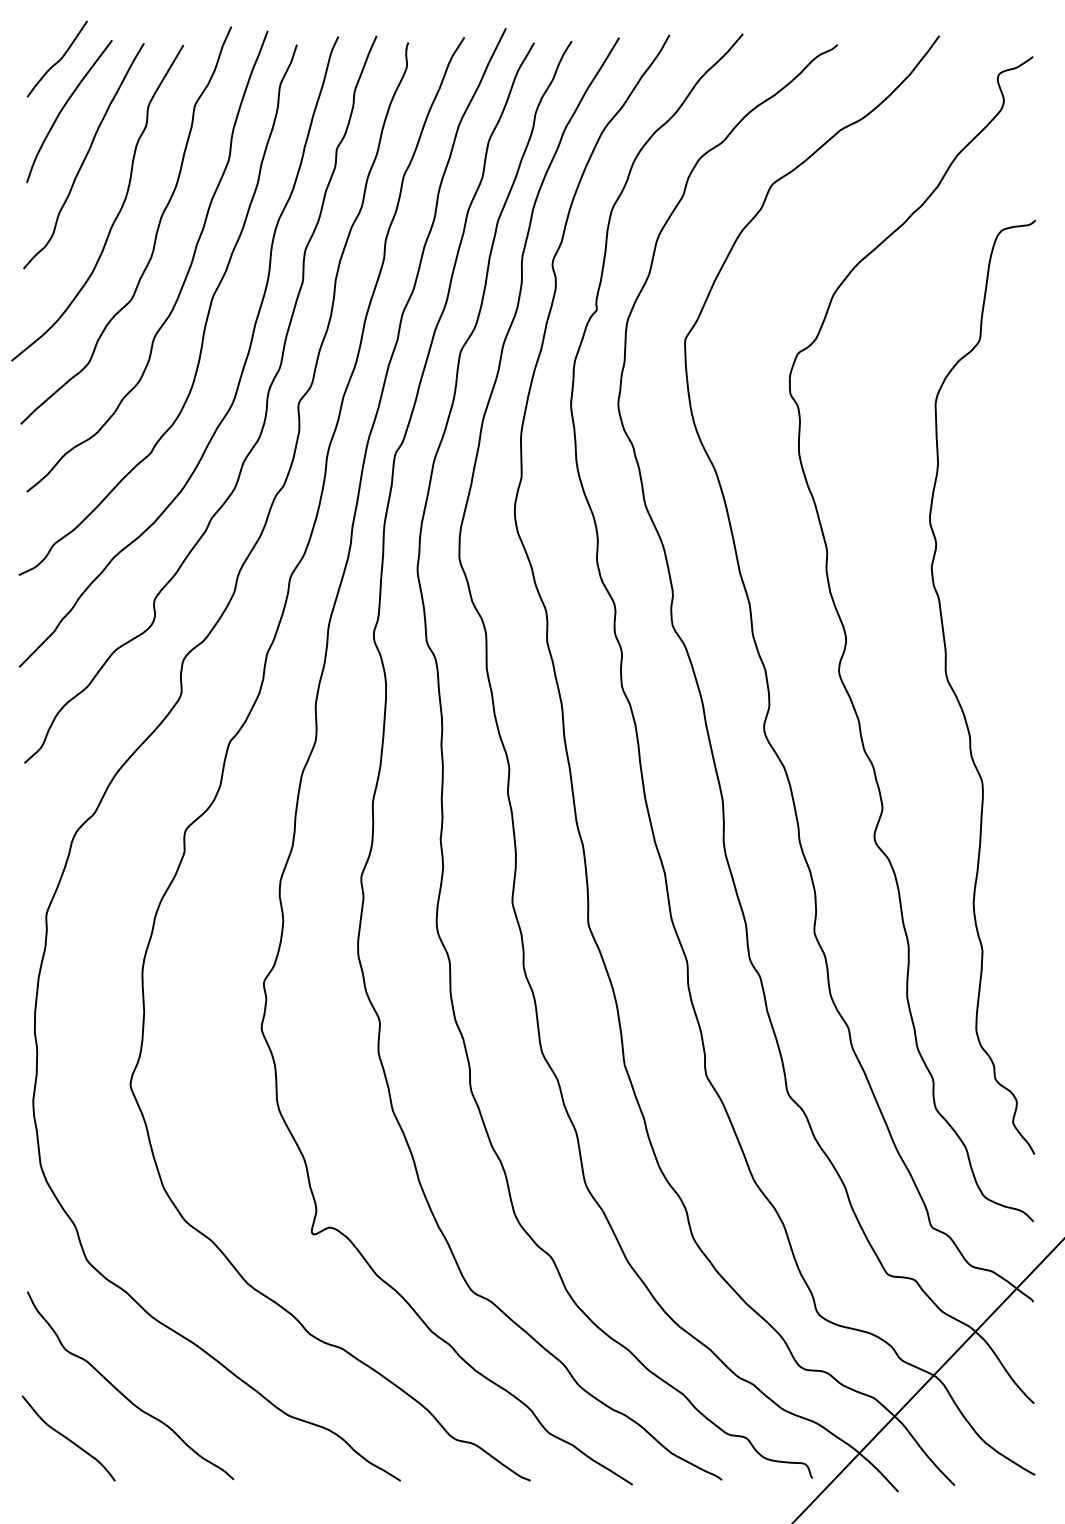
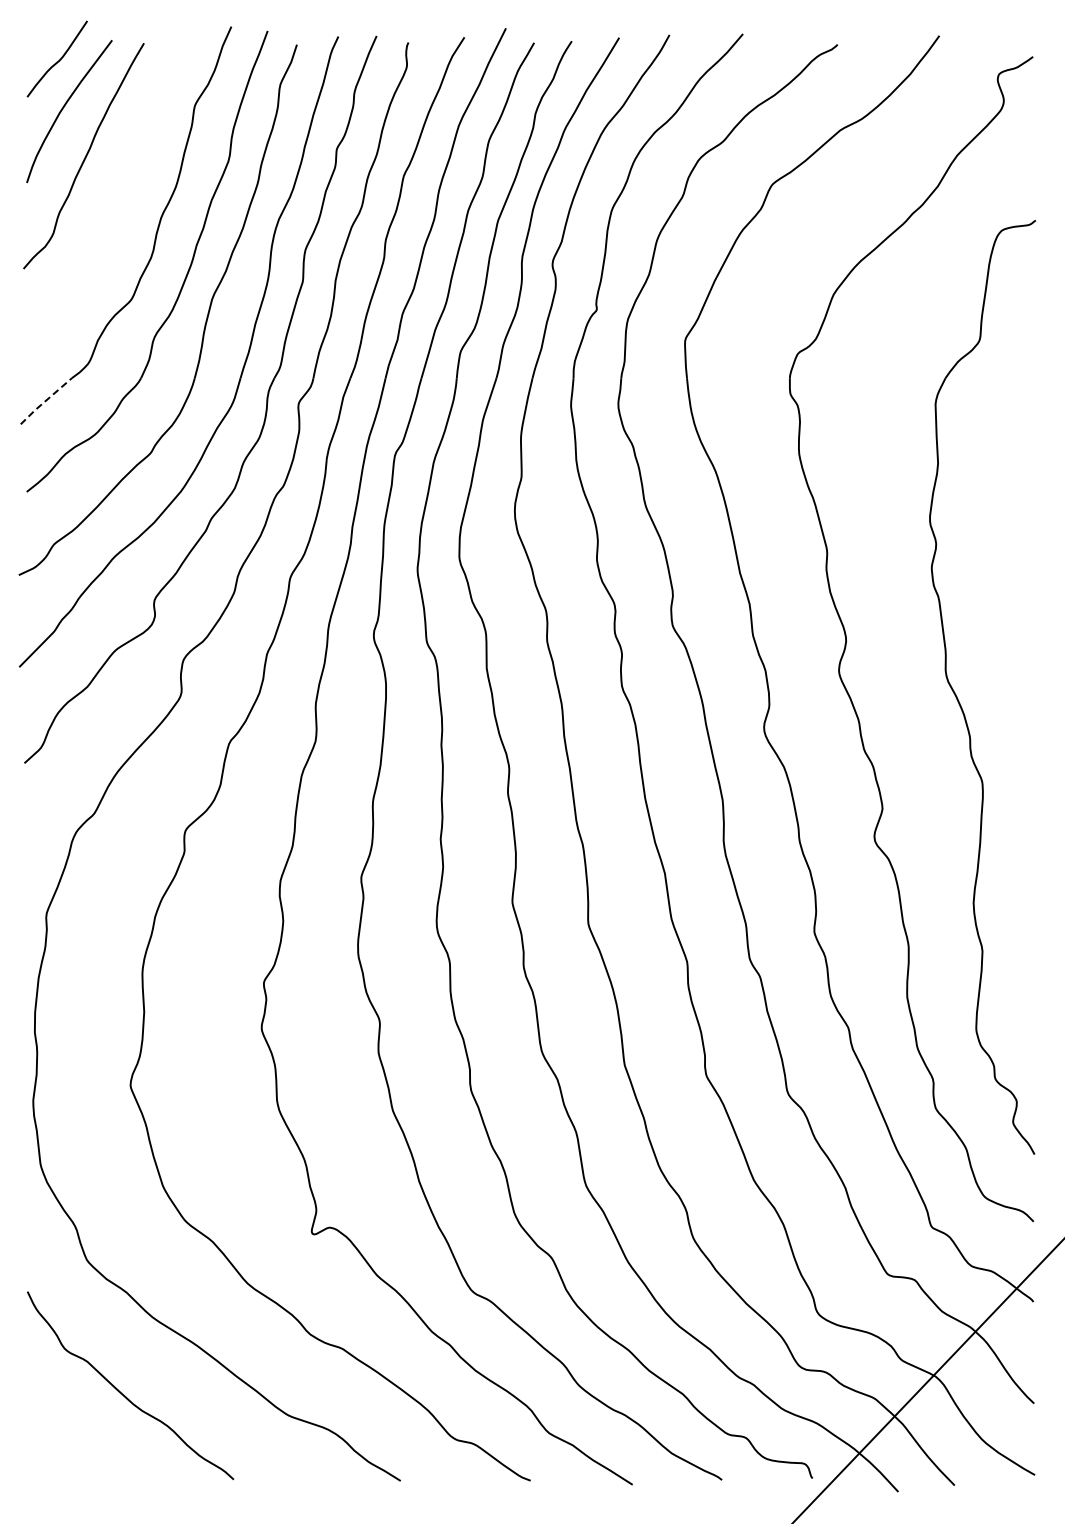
curve: present -> none (117, 213)
line: solid -> dashed (45, 401)
curve: present -> none (68, 1438)
